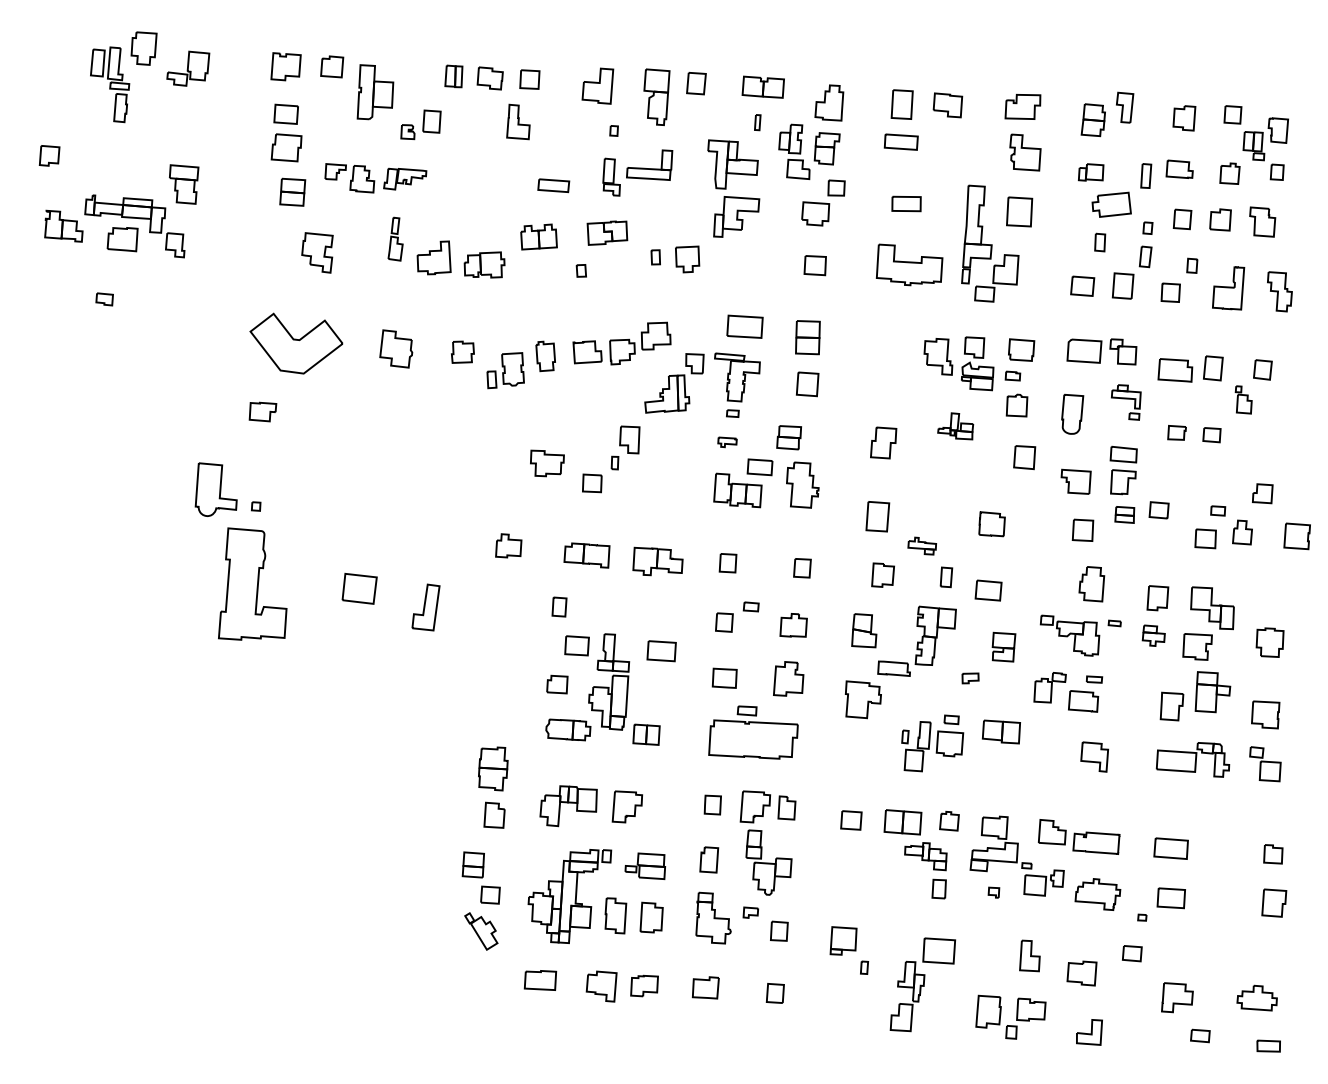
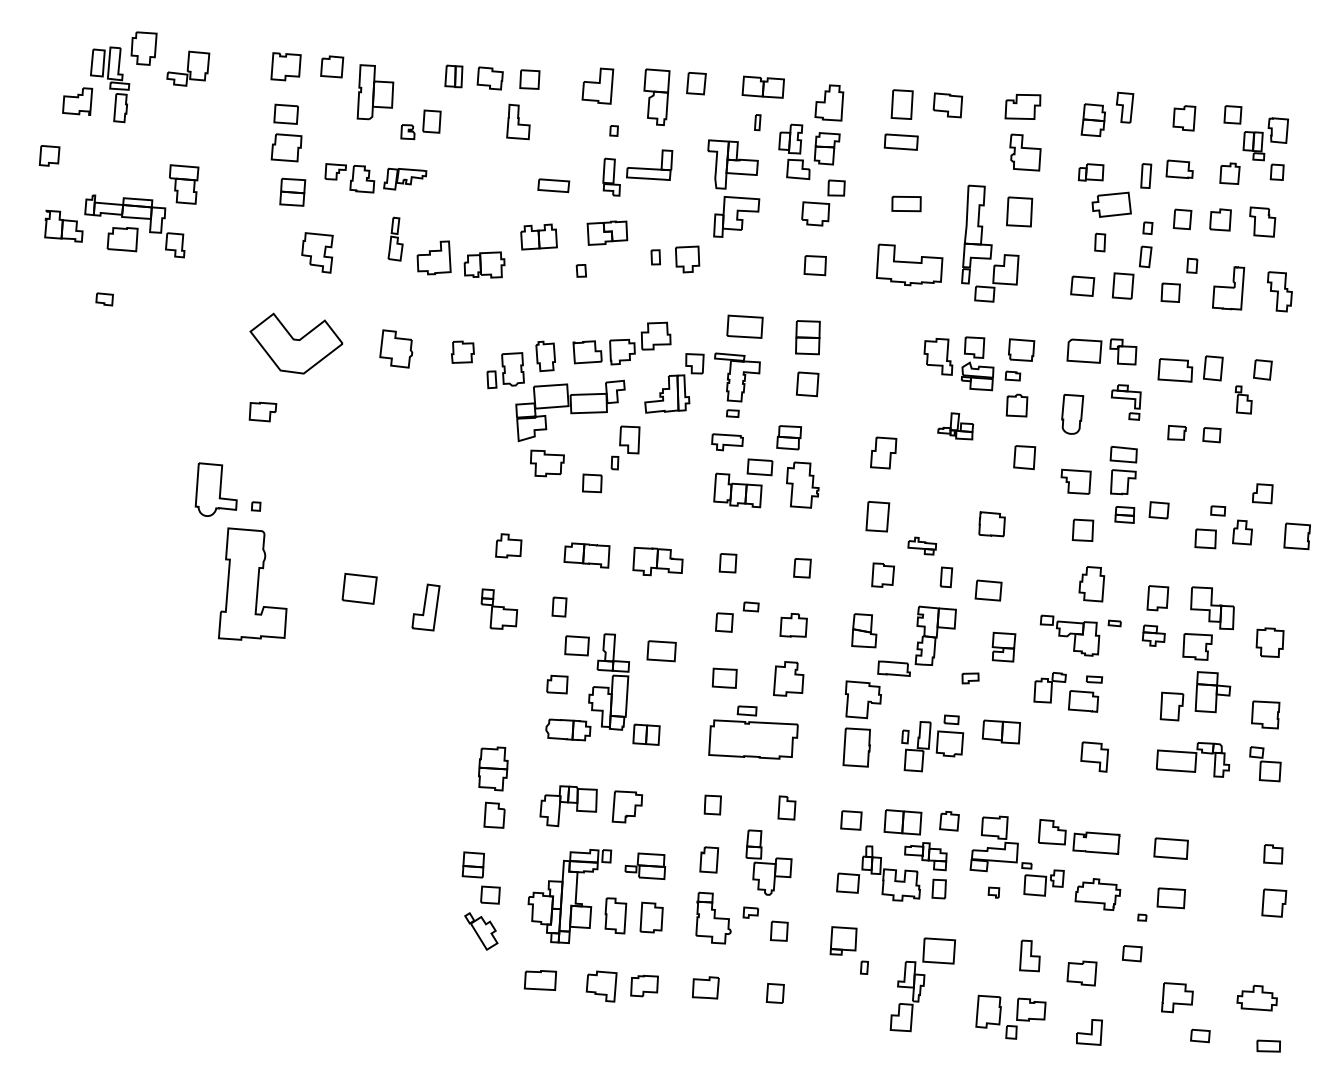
part: none -> present (77, 101)
part: none -> present (570, 410)
part size: 21x13 px -> 33x19 px (727, 442)
part position: (883, 442) -> (883, 452) (883, 452)
part: none -> present (499, 608)
part: none -> present (856, 747)
part: present -> none (754, 806)
part: none -> present (878, 873)
